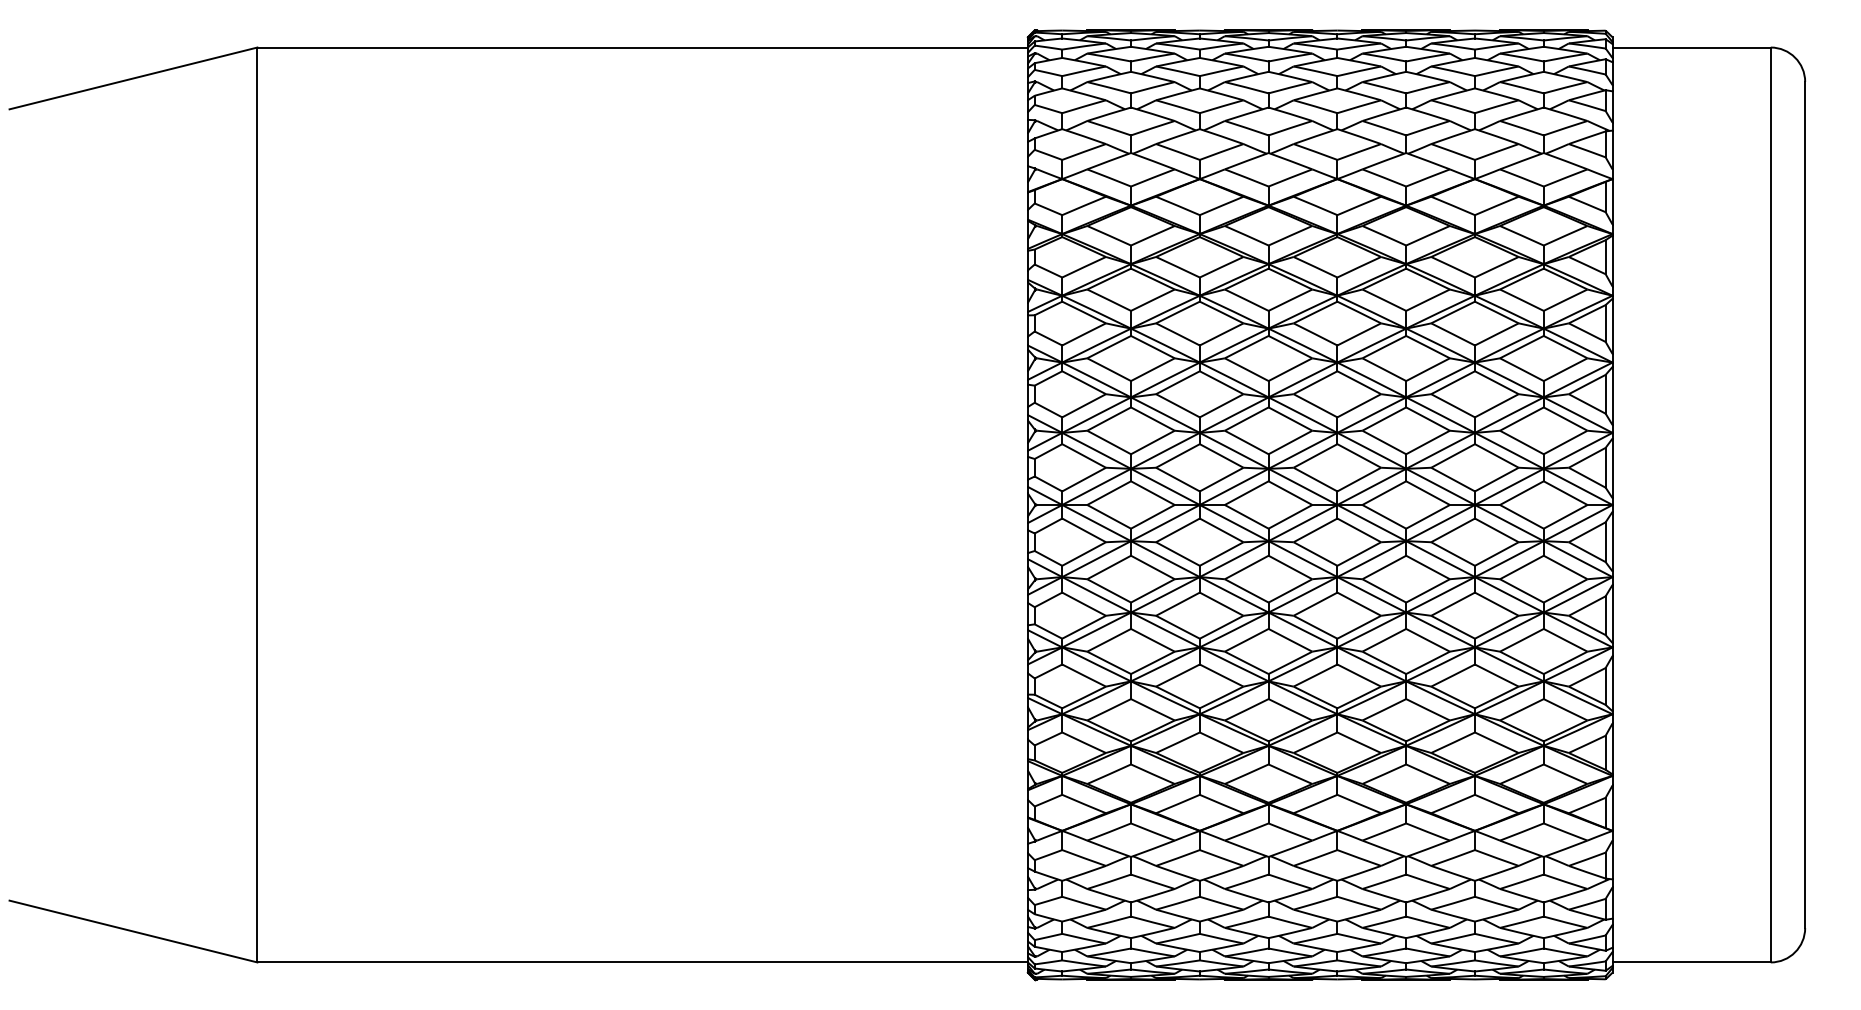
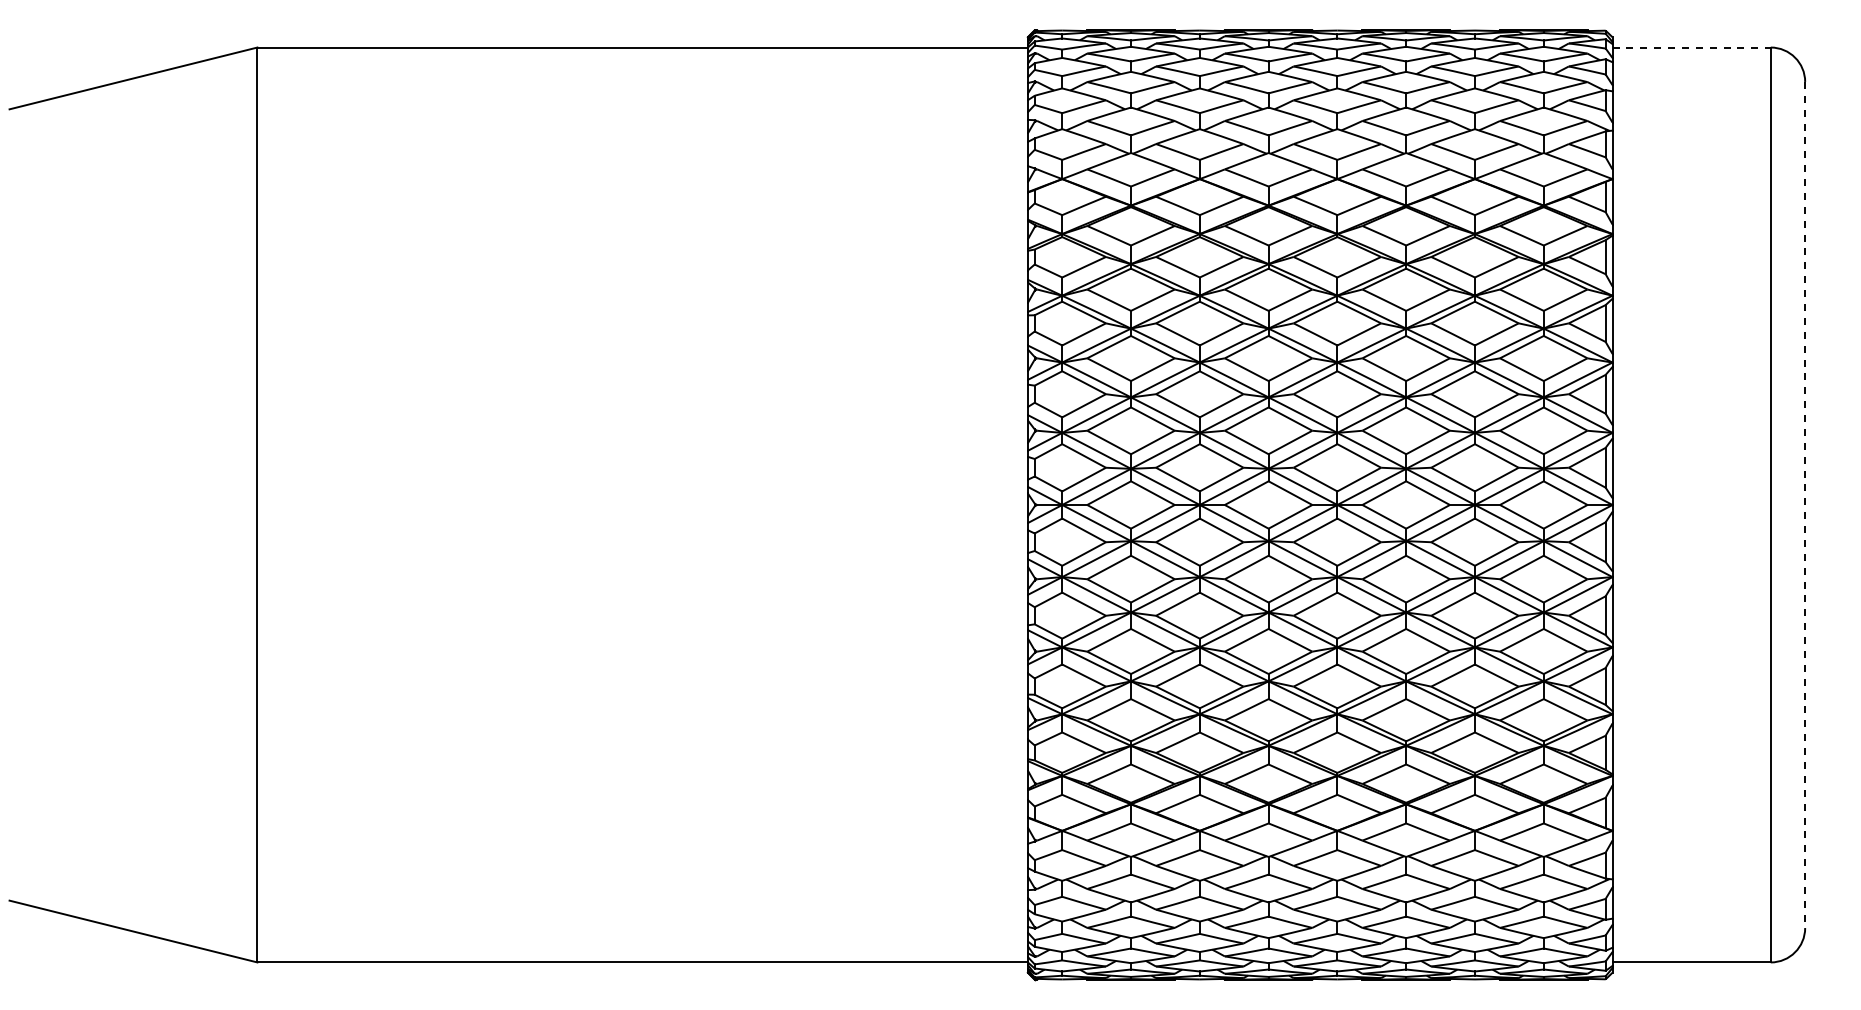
line: solid -> dashed (1692, 47)
line: solid -> dashed (1805, 505)
